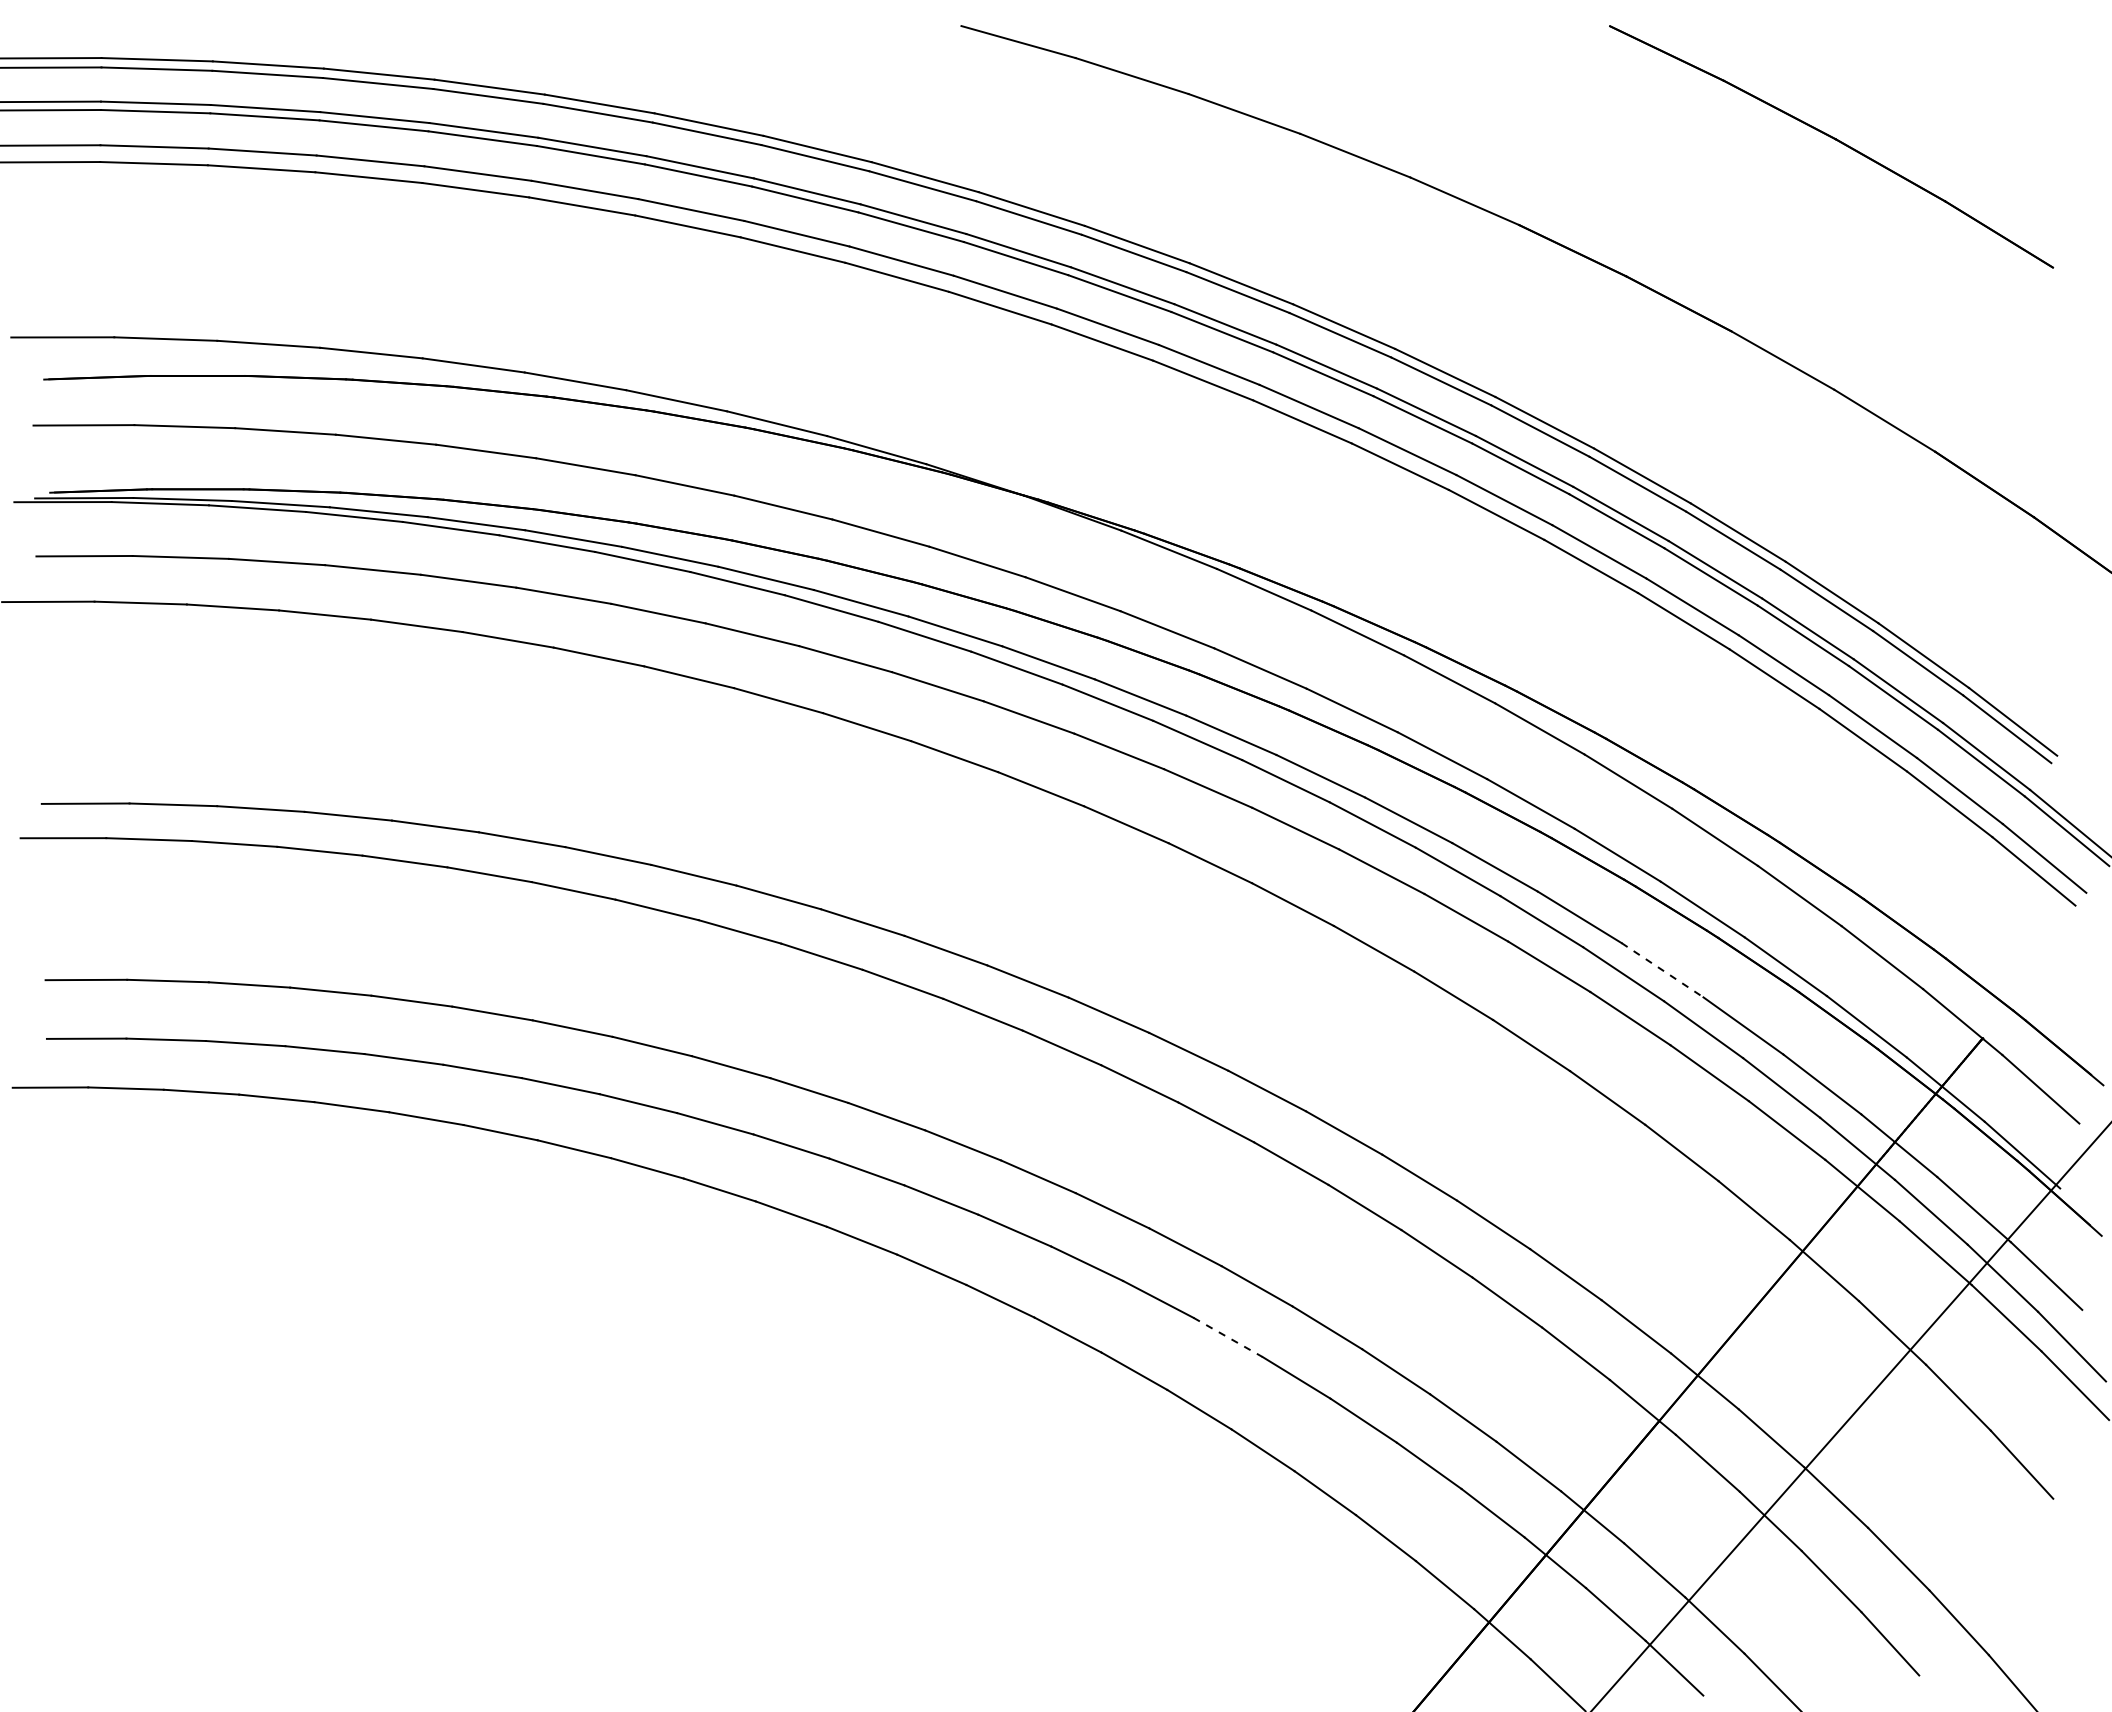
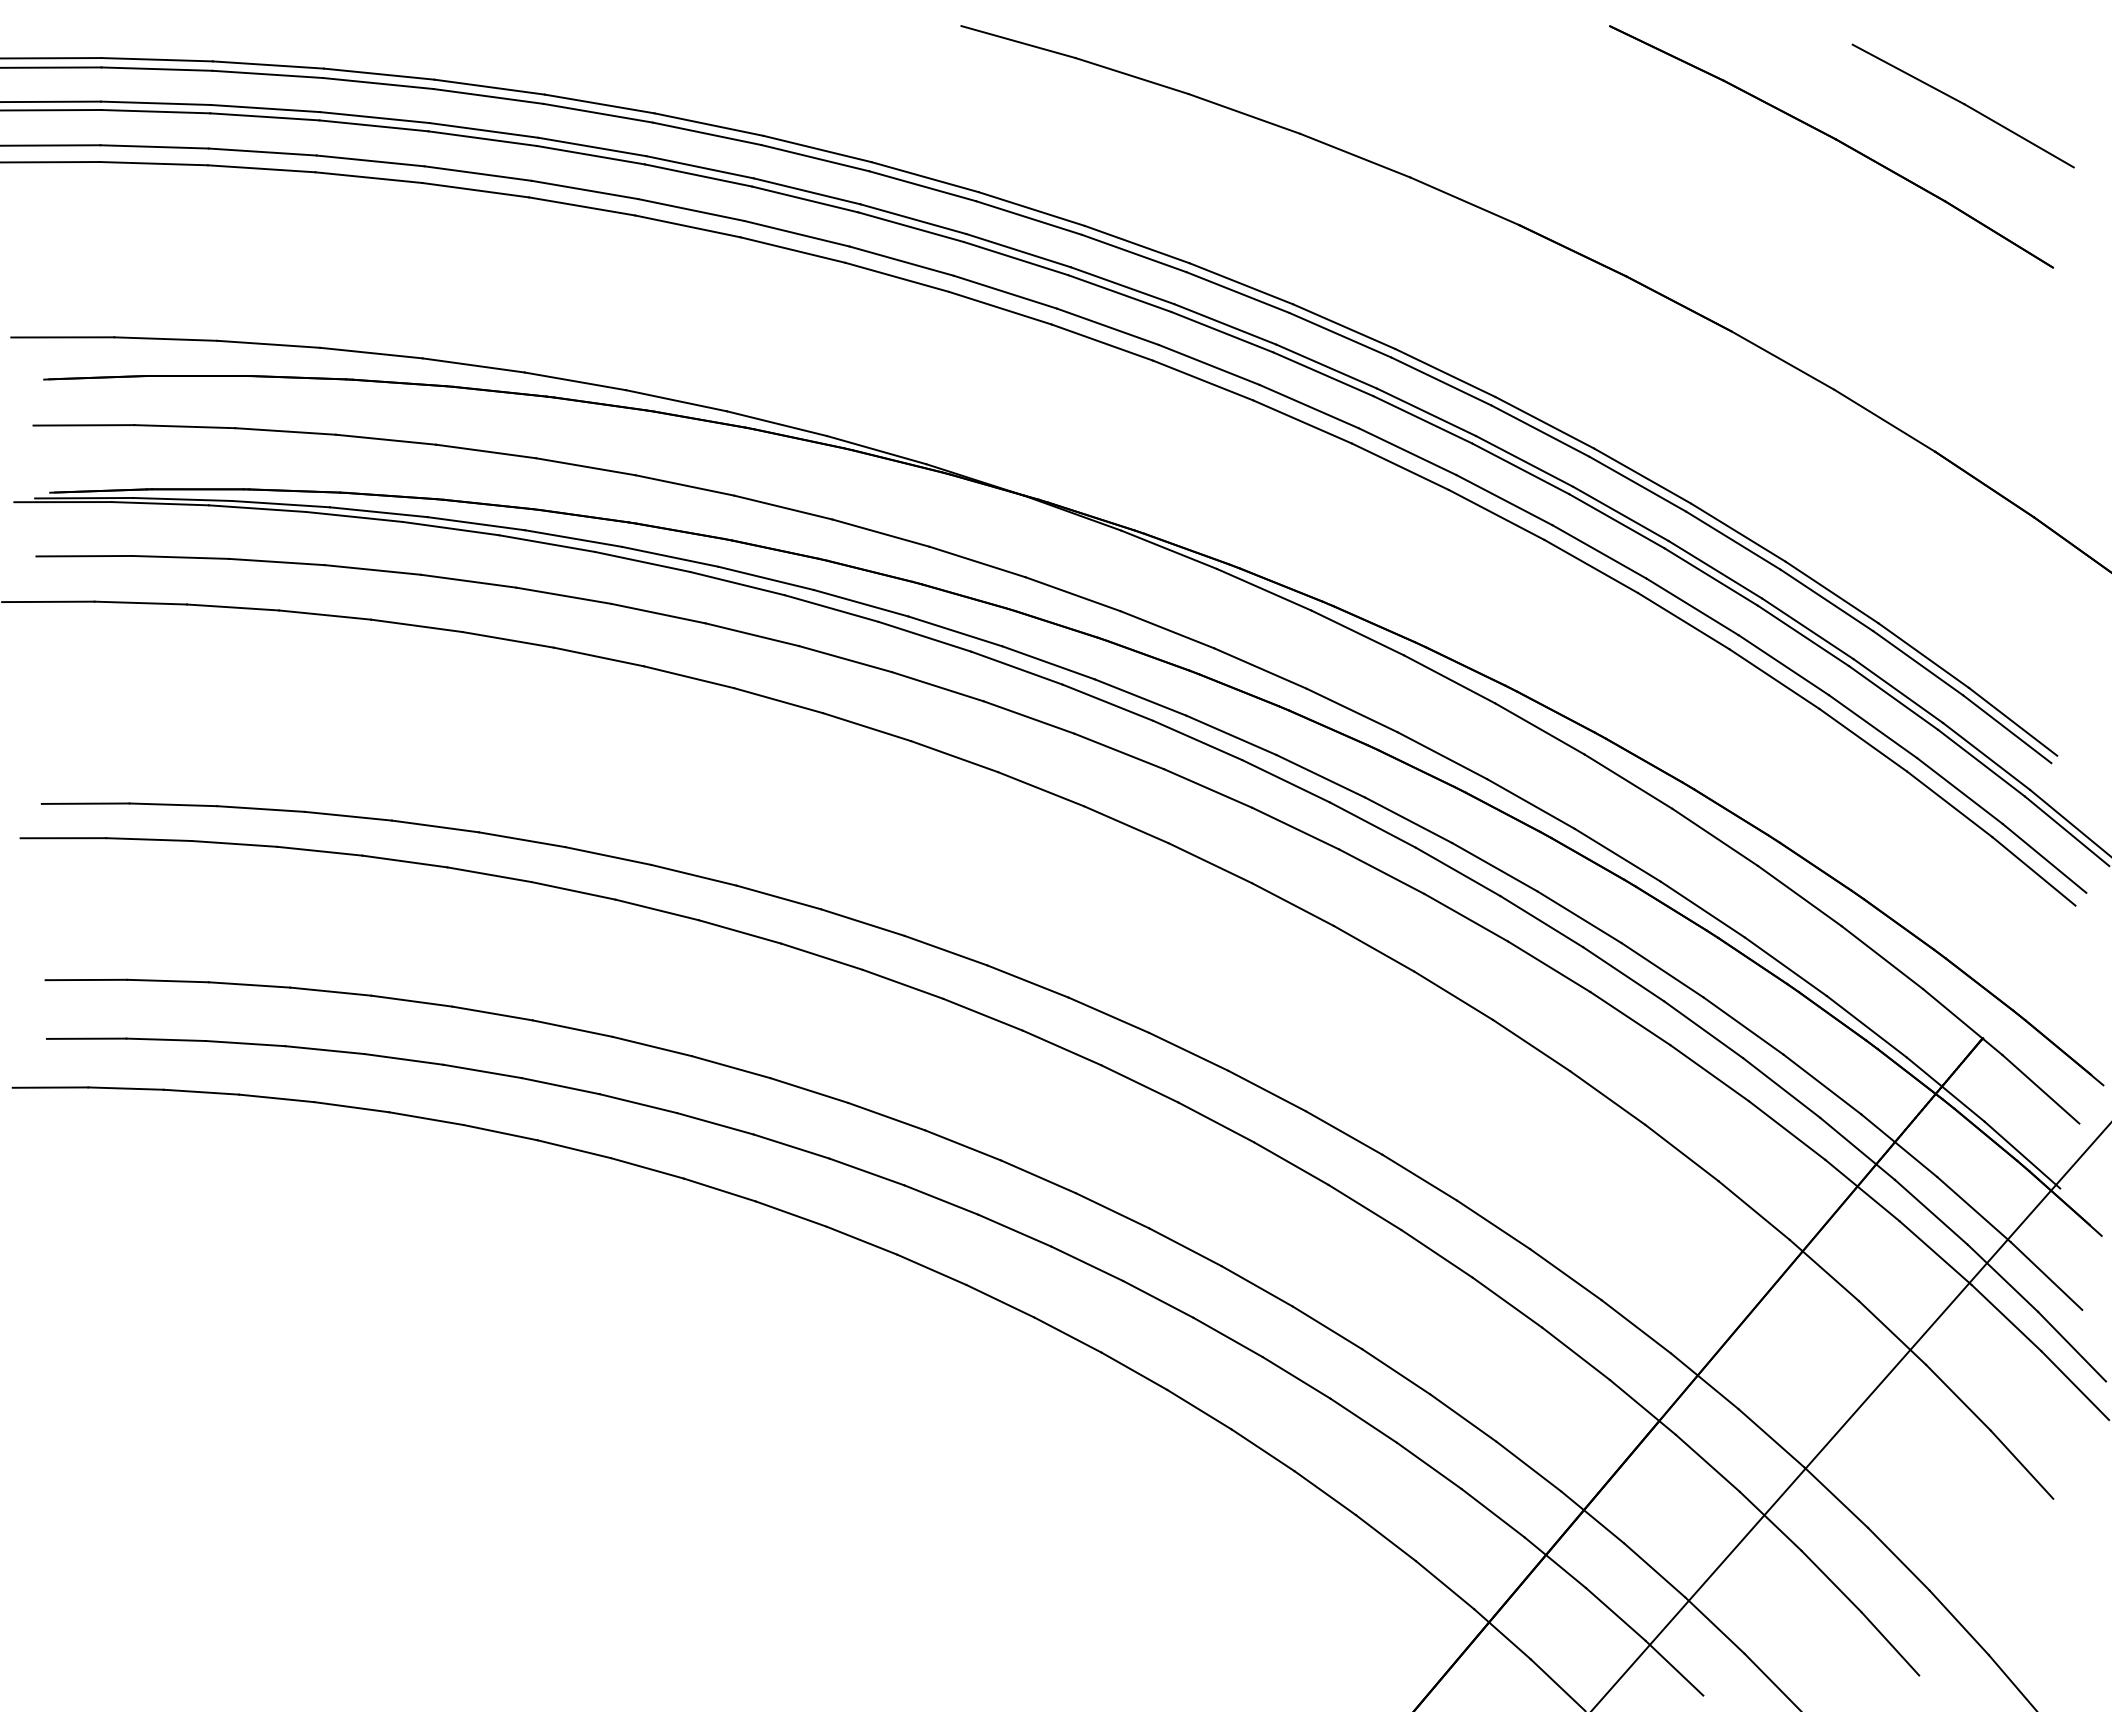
part: none -> present (1962, 105)
line: dashed -> solid (1662, 970)
line: dashed -> solid (1228, 1337)
